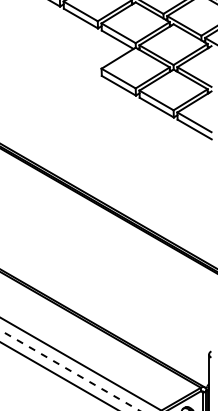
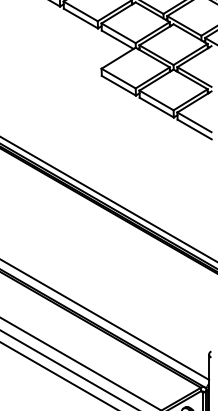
line: none -> present (108, 198)
line: none -> present (105, 319)
line: dashed -> solid (69, 370)
